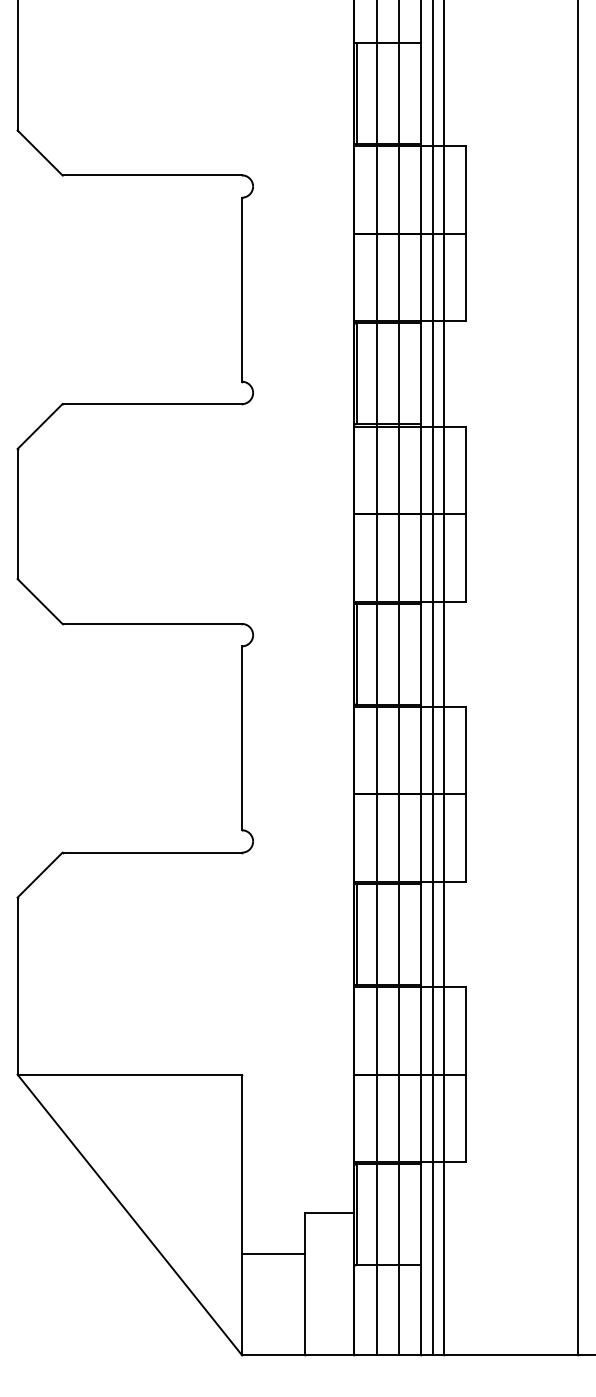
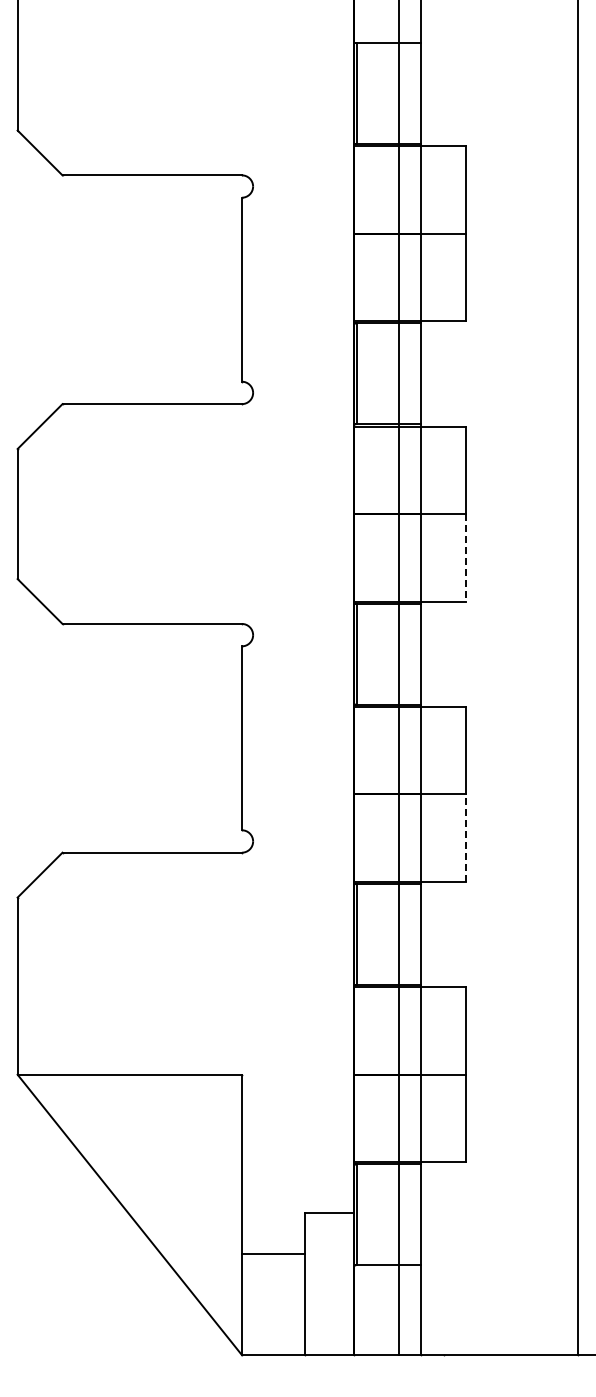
line: solid -> dashed (466, 557)
line: present -> none (376, 678)
line: present -> none (432, 678)
line: present -> none (443, 678)
line: solid -> dashed (466, 838)
